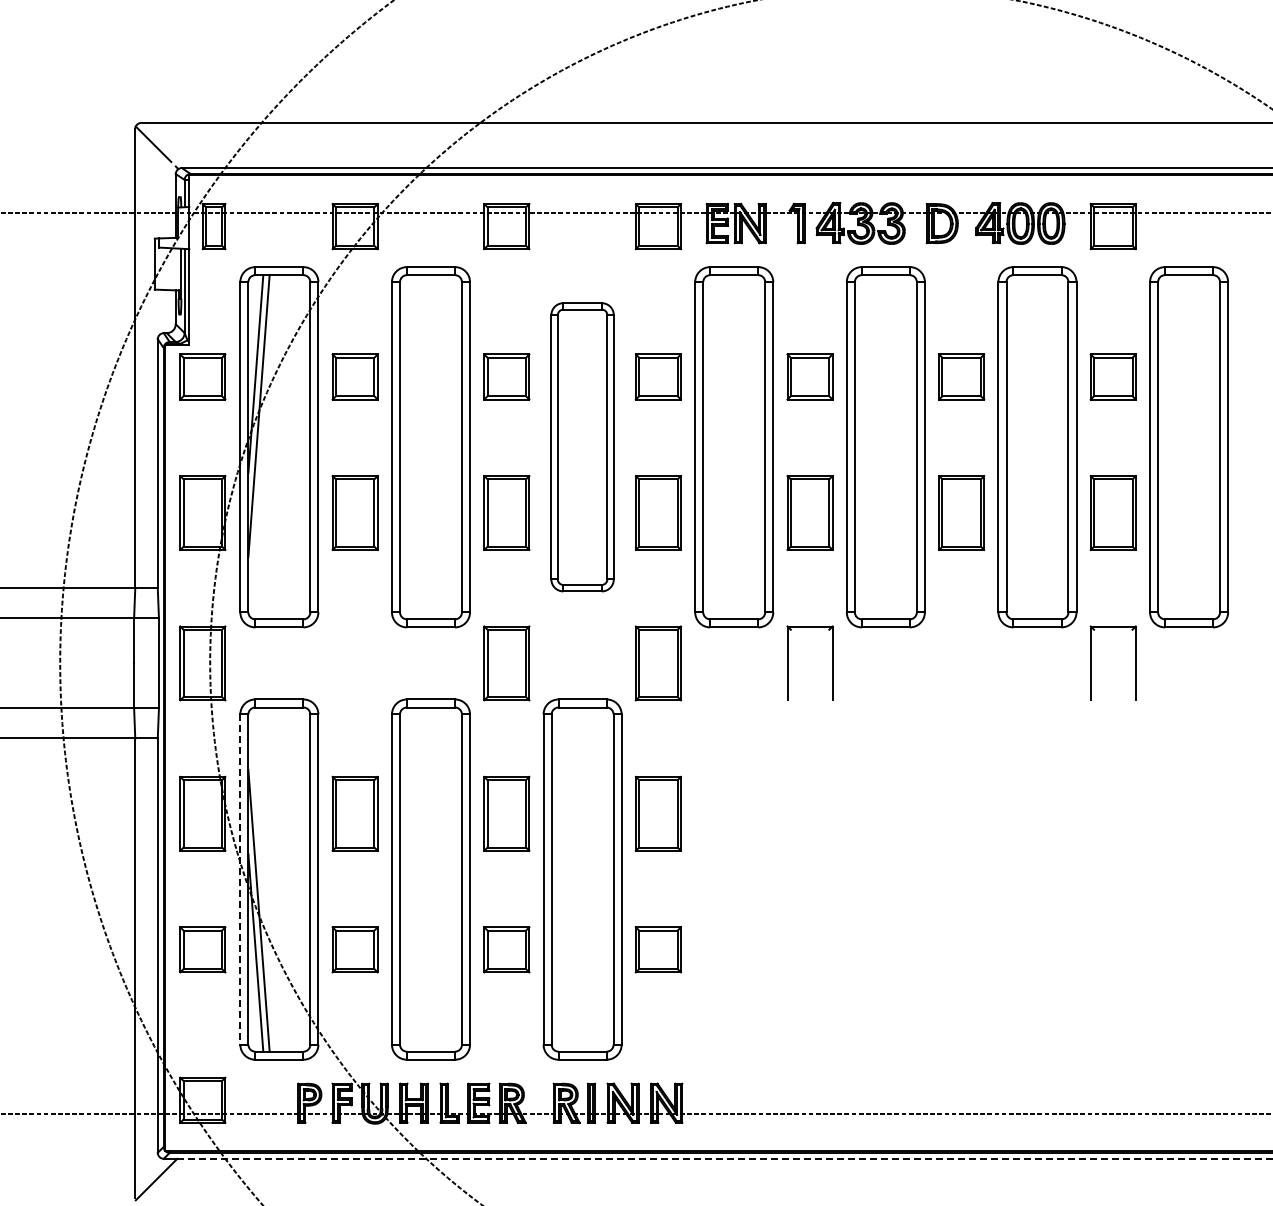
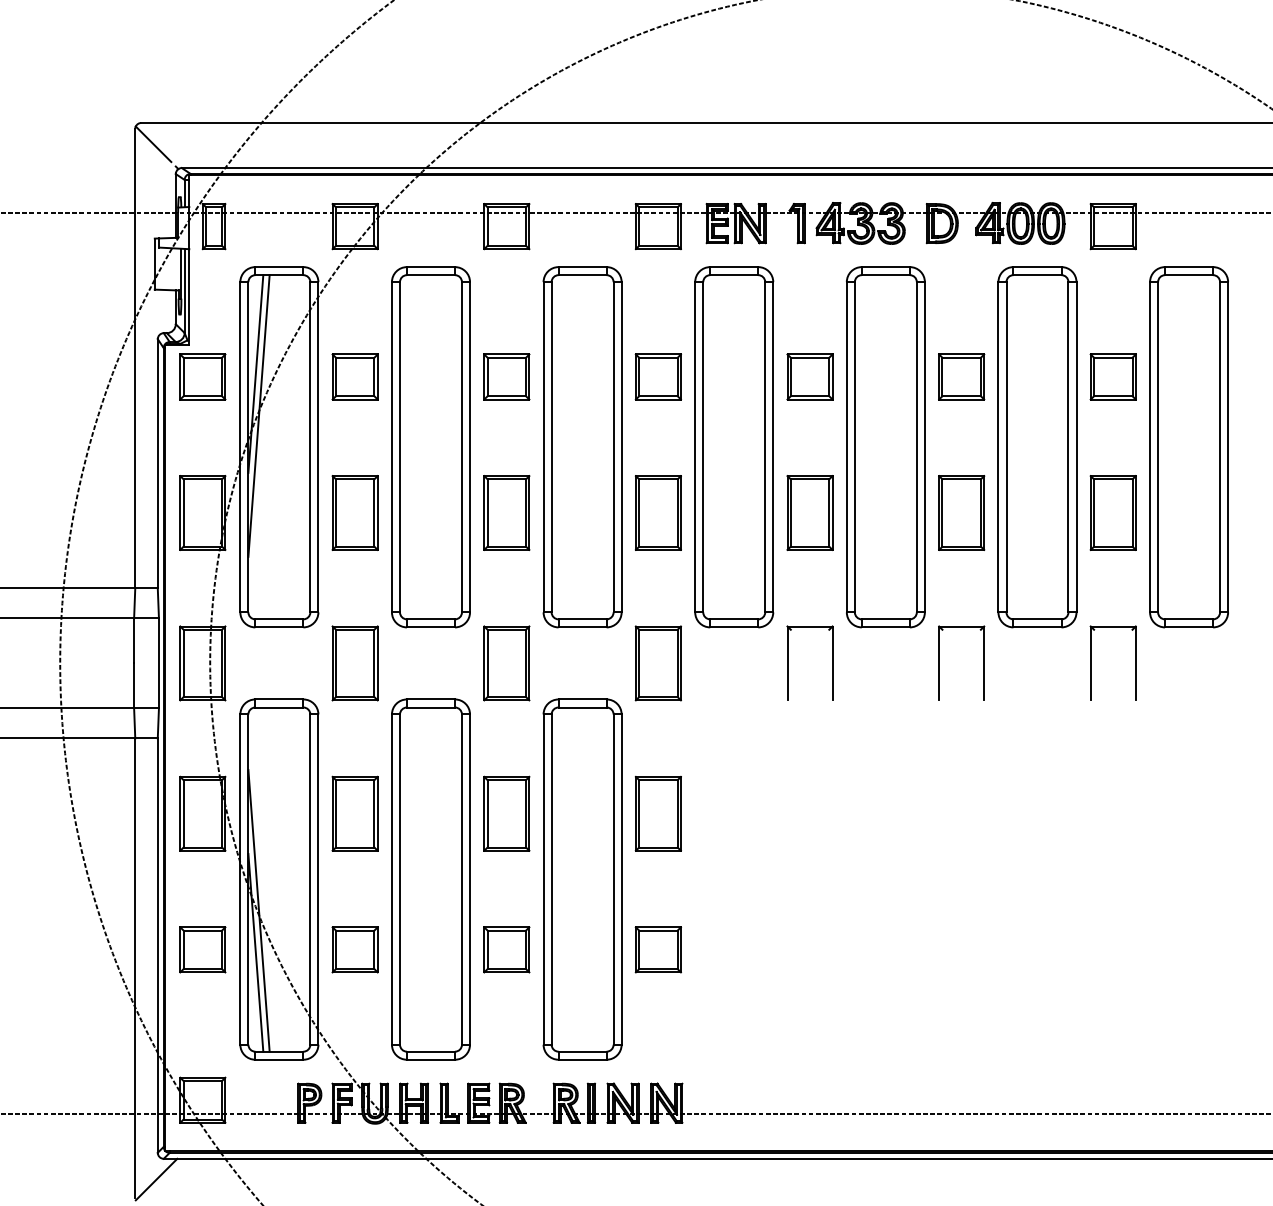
part size: 65x291 px -> 81x363 px (582, 447)
part: none -> present (939, 662)
part: none -> present (354, 663)
line: dashed -> solid (240, 880)
line: dashed -> solid (724, 1158)
